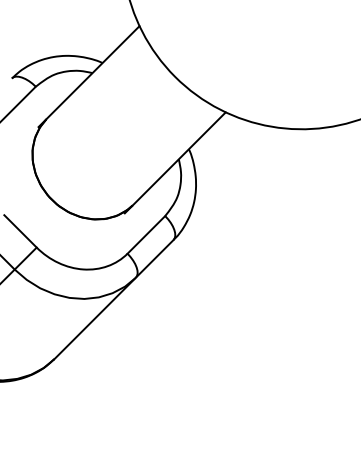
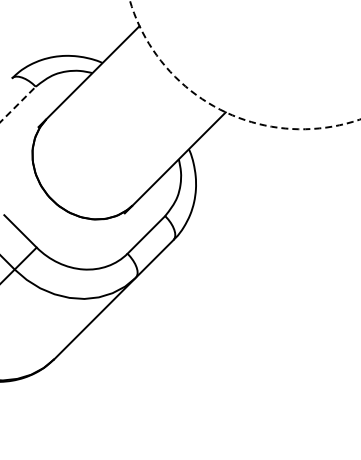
line: solid -> dashed (18, 104)
arc: solid -> dashed (216, 107)
